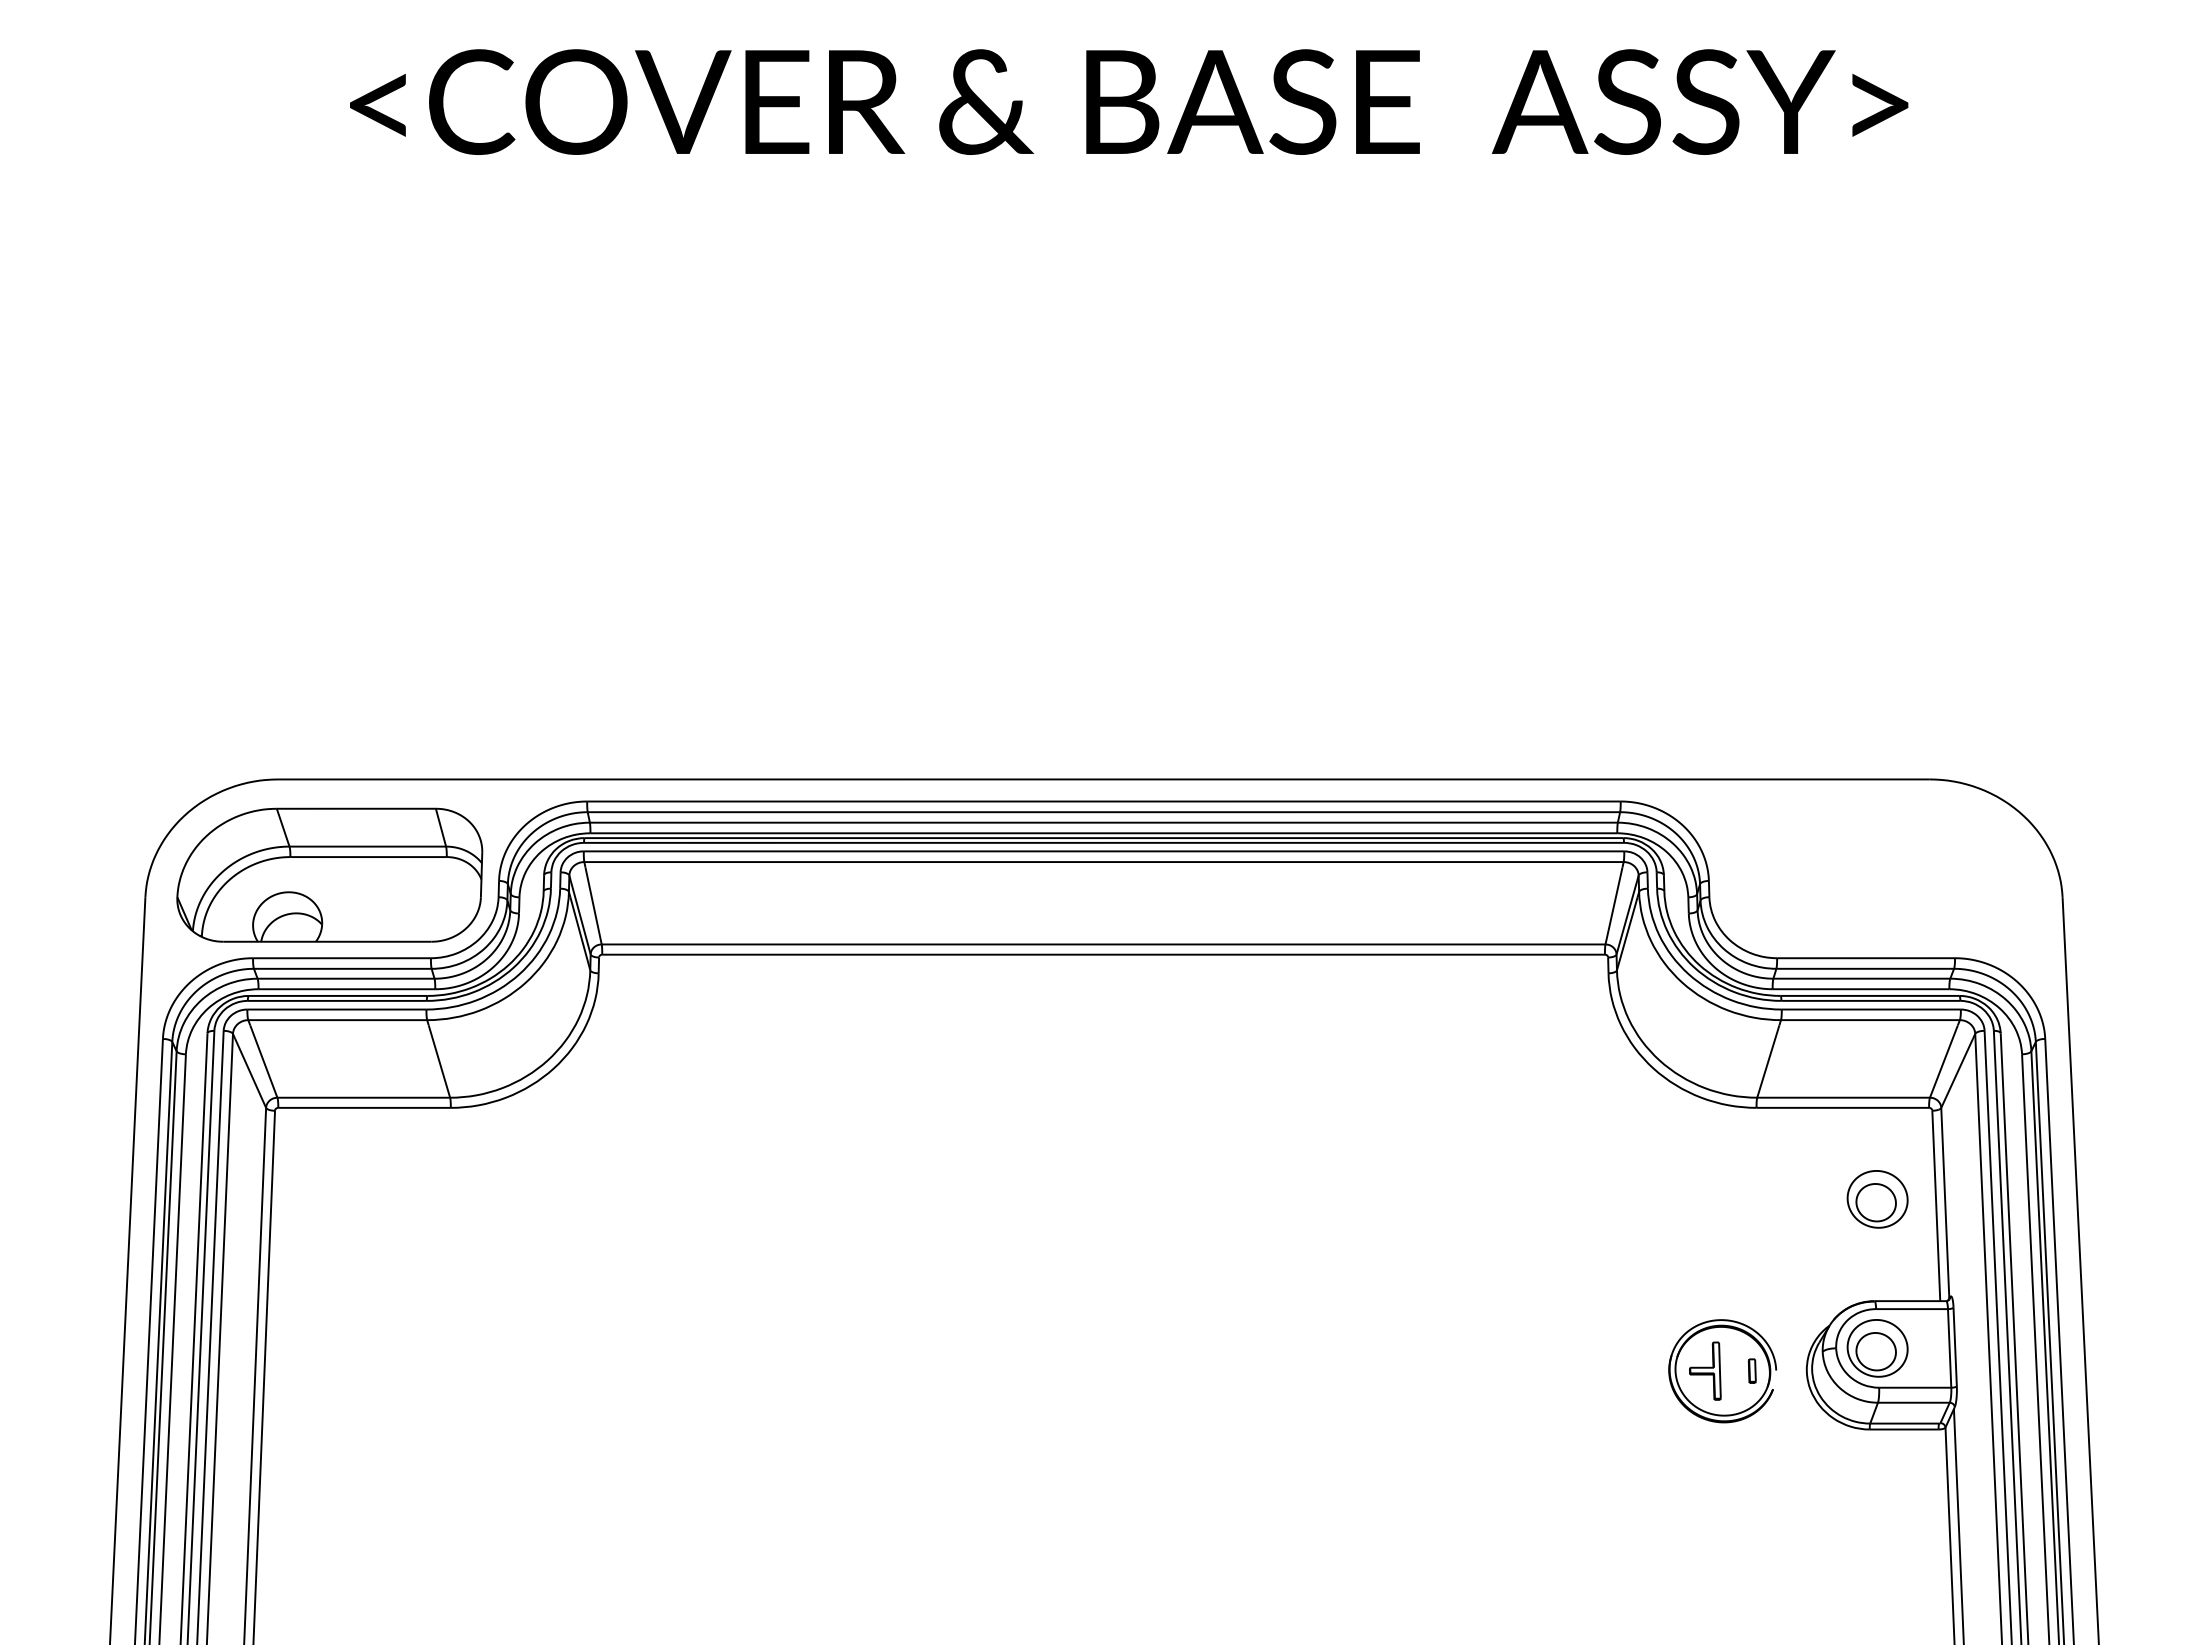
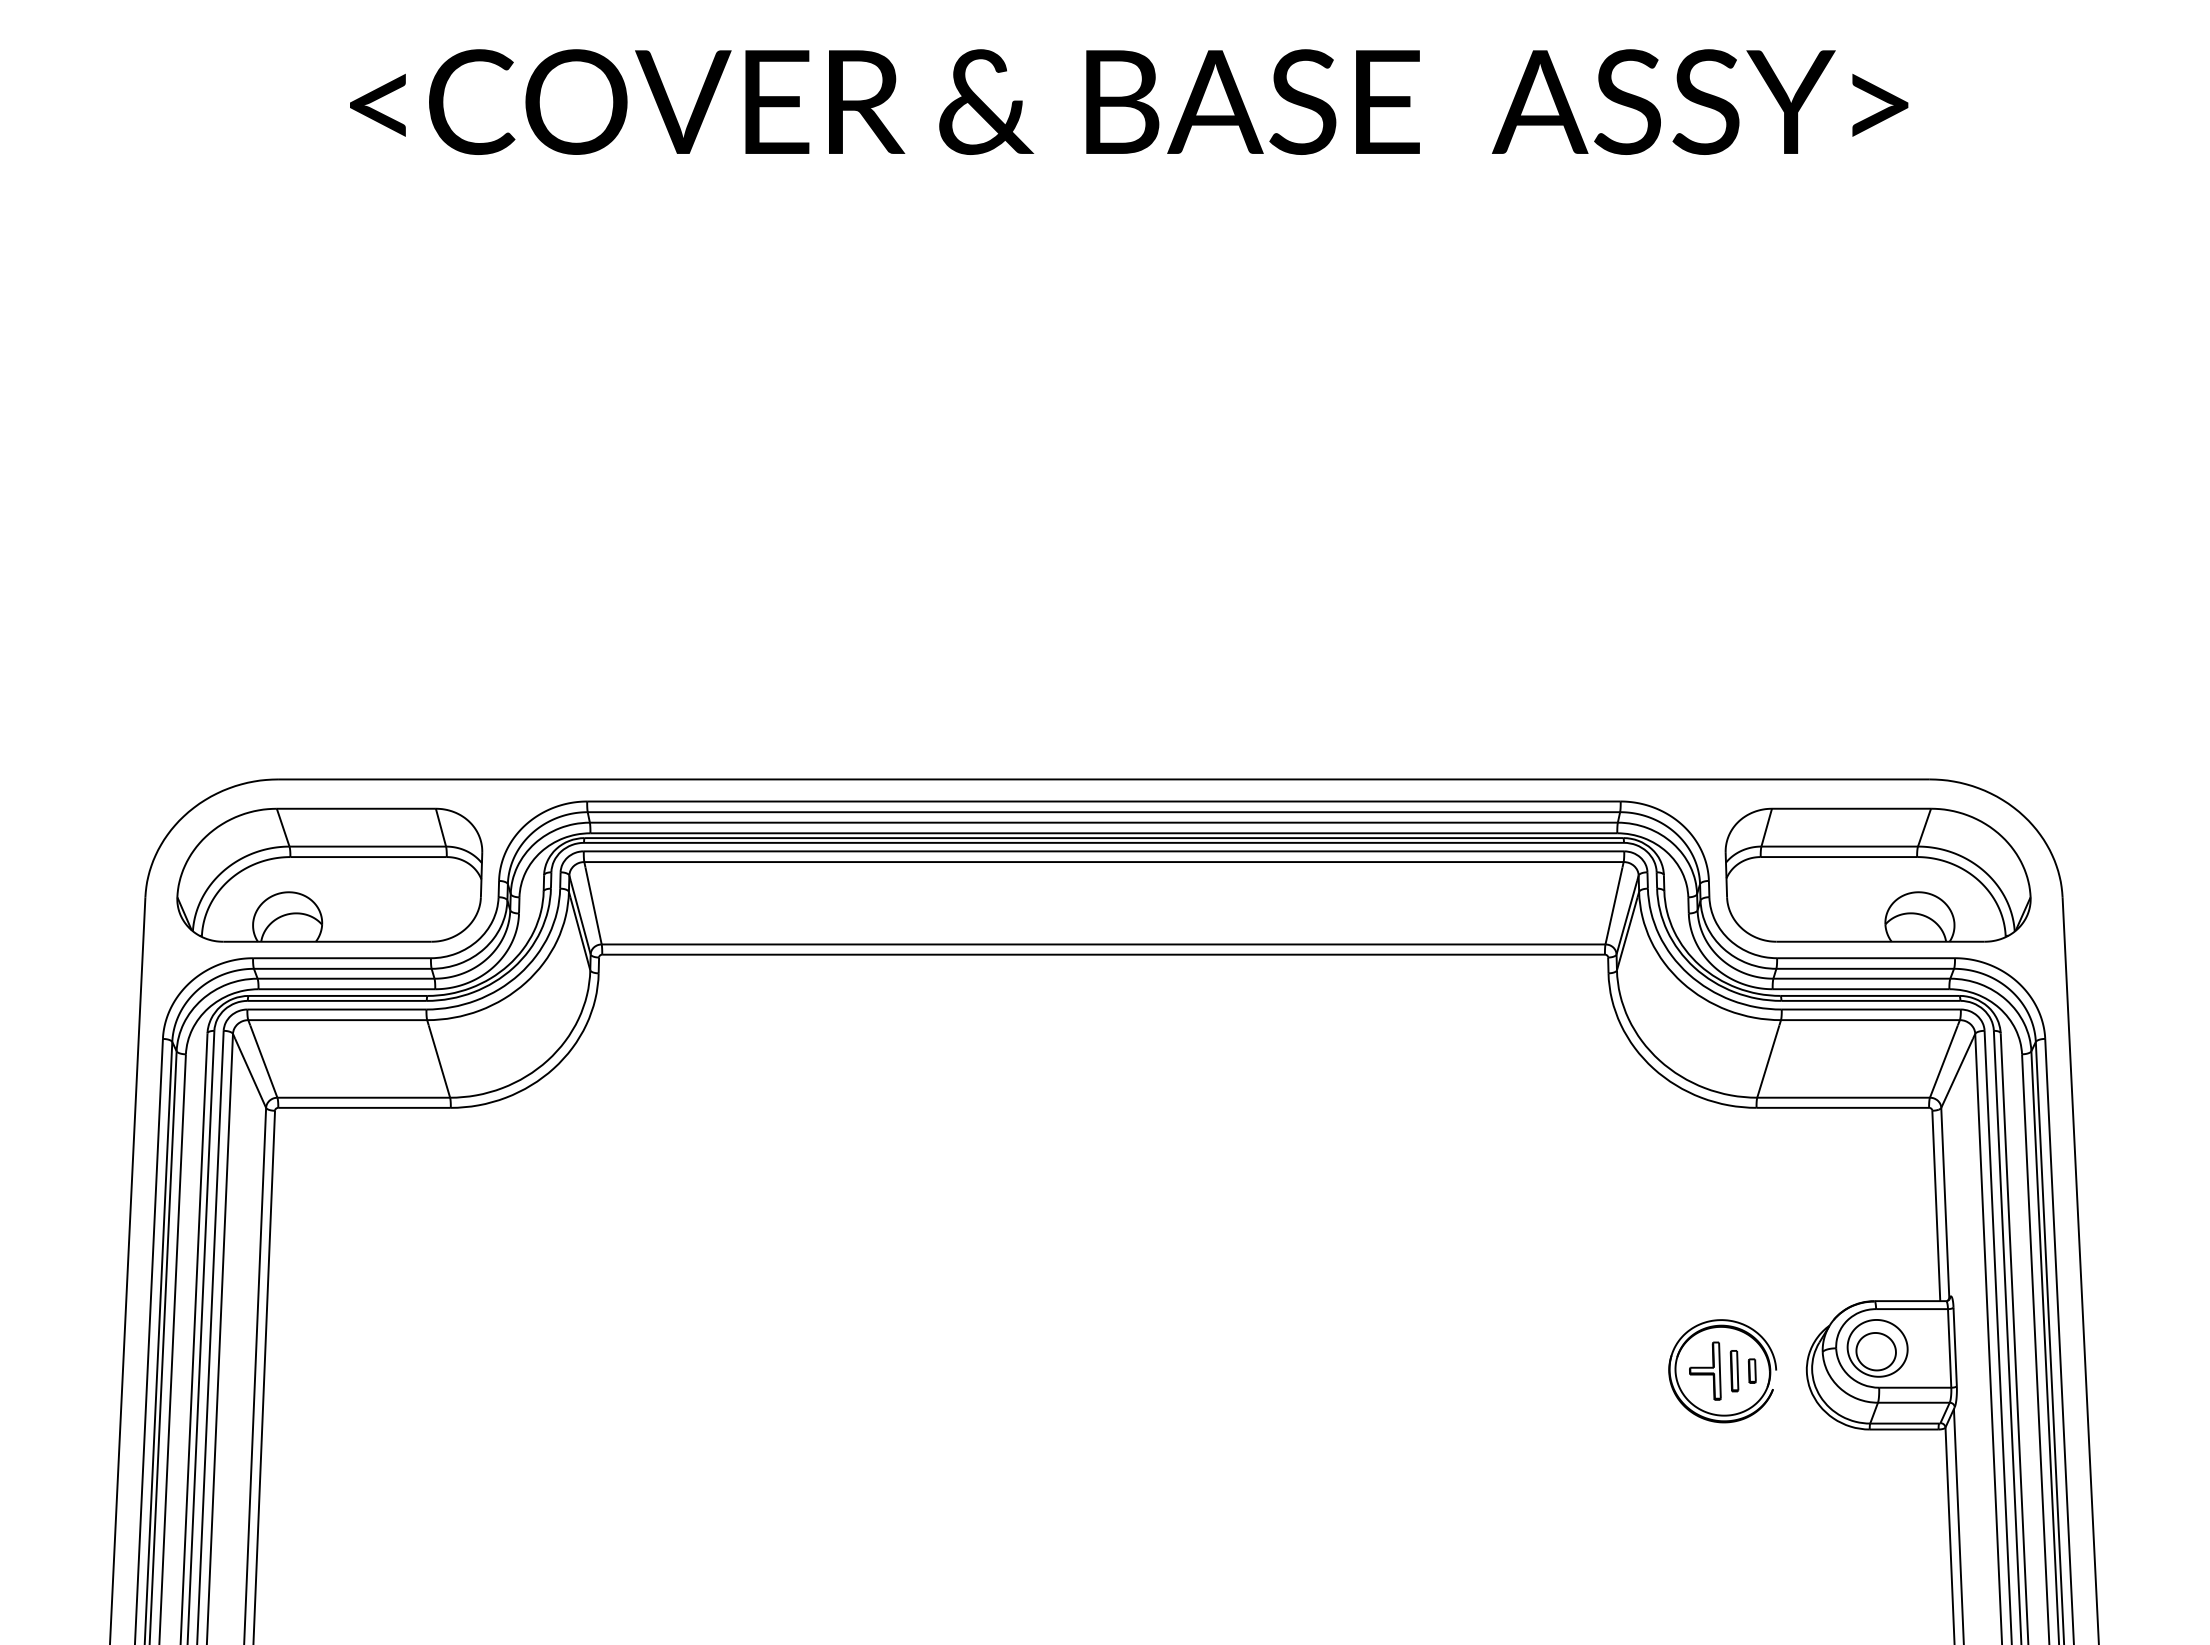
part: none -> present (1877, 874)
part: present -> none (1877, 1199)
part: none -> present (1734, 1371)
